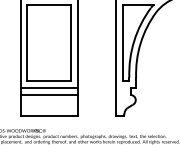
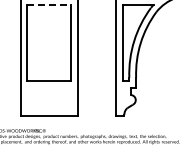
line: solid -> dashed (49, 4)
line: present -> none (49, 88)
line: present -> none (49, 95)
